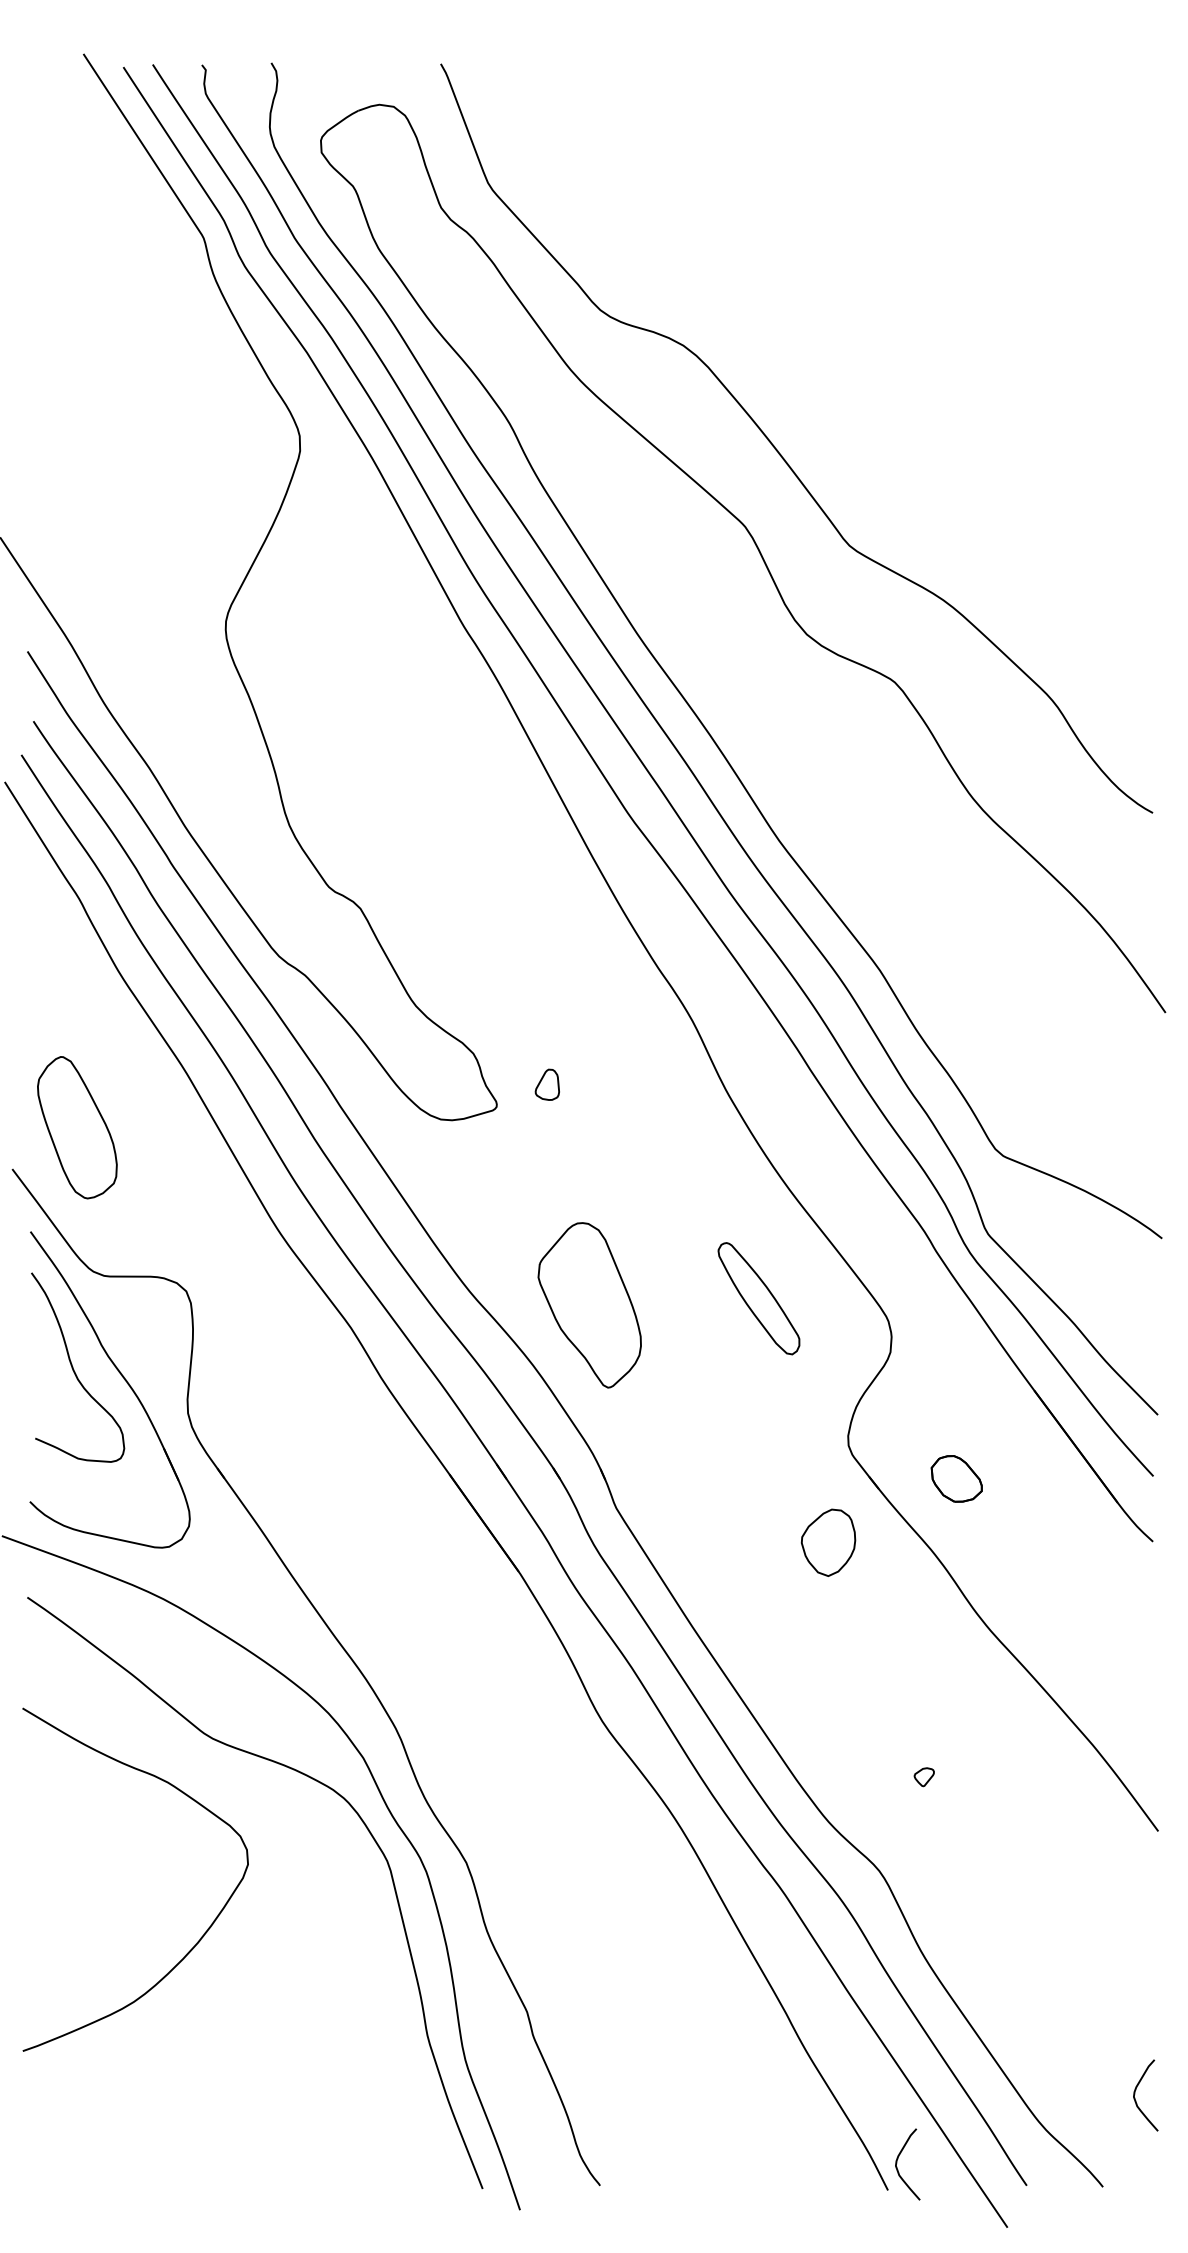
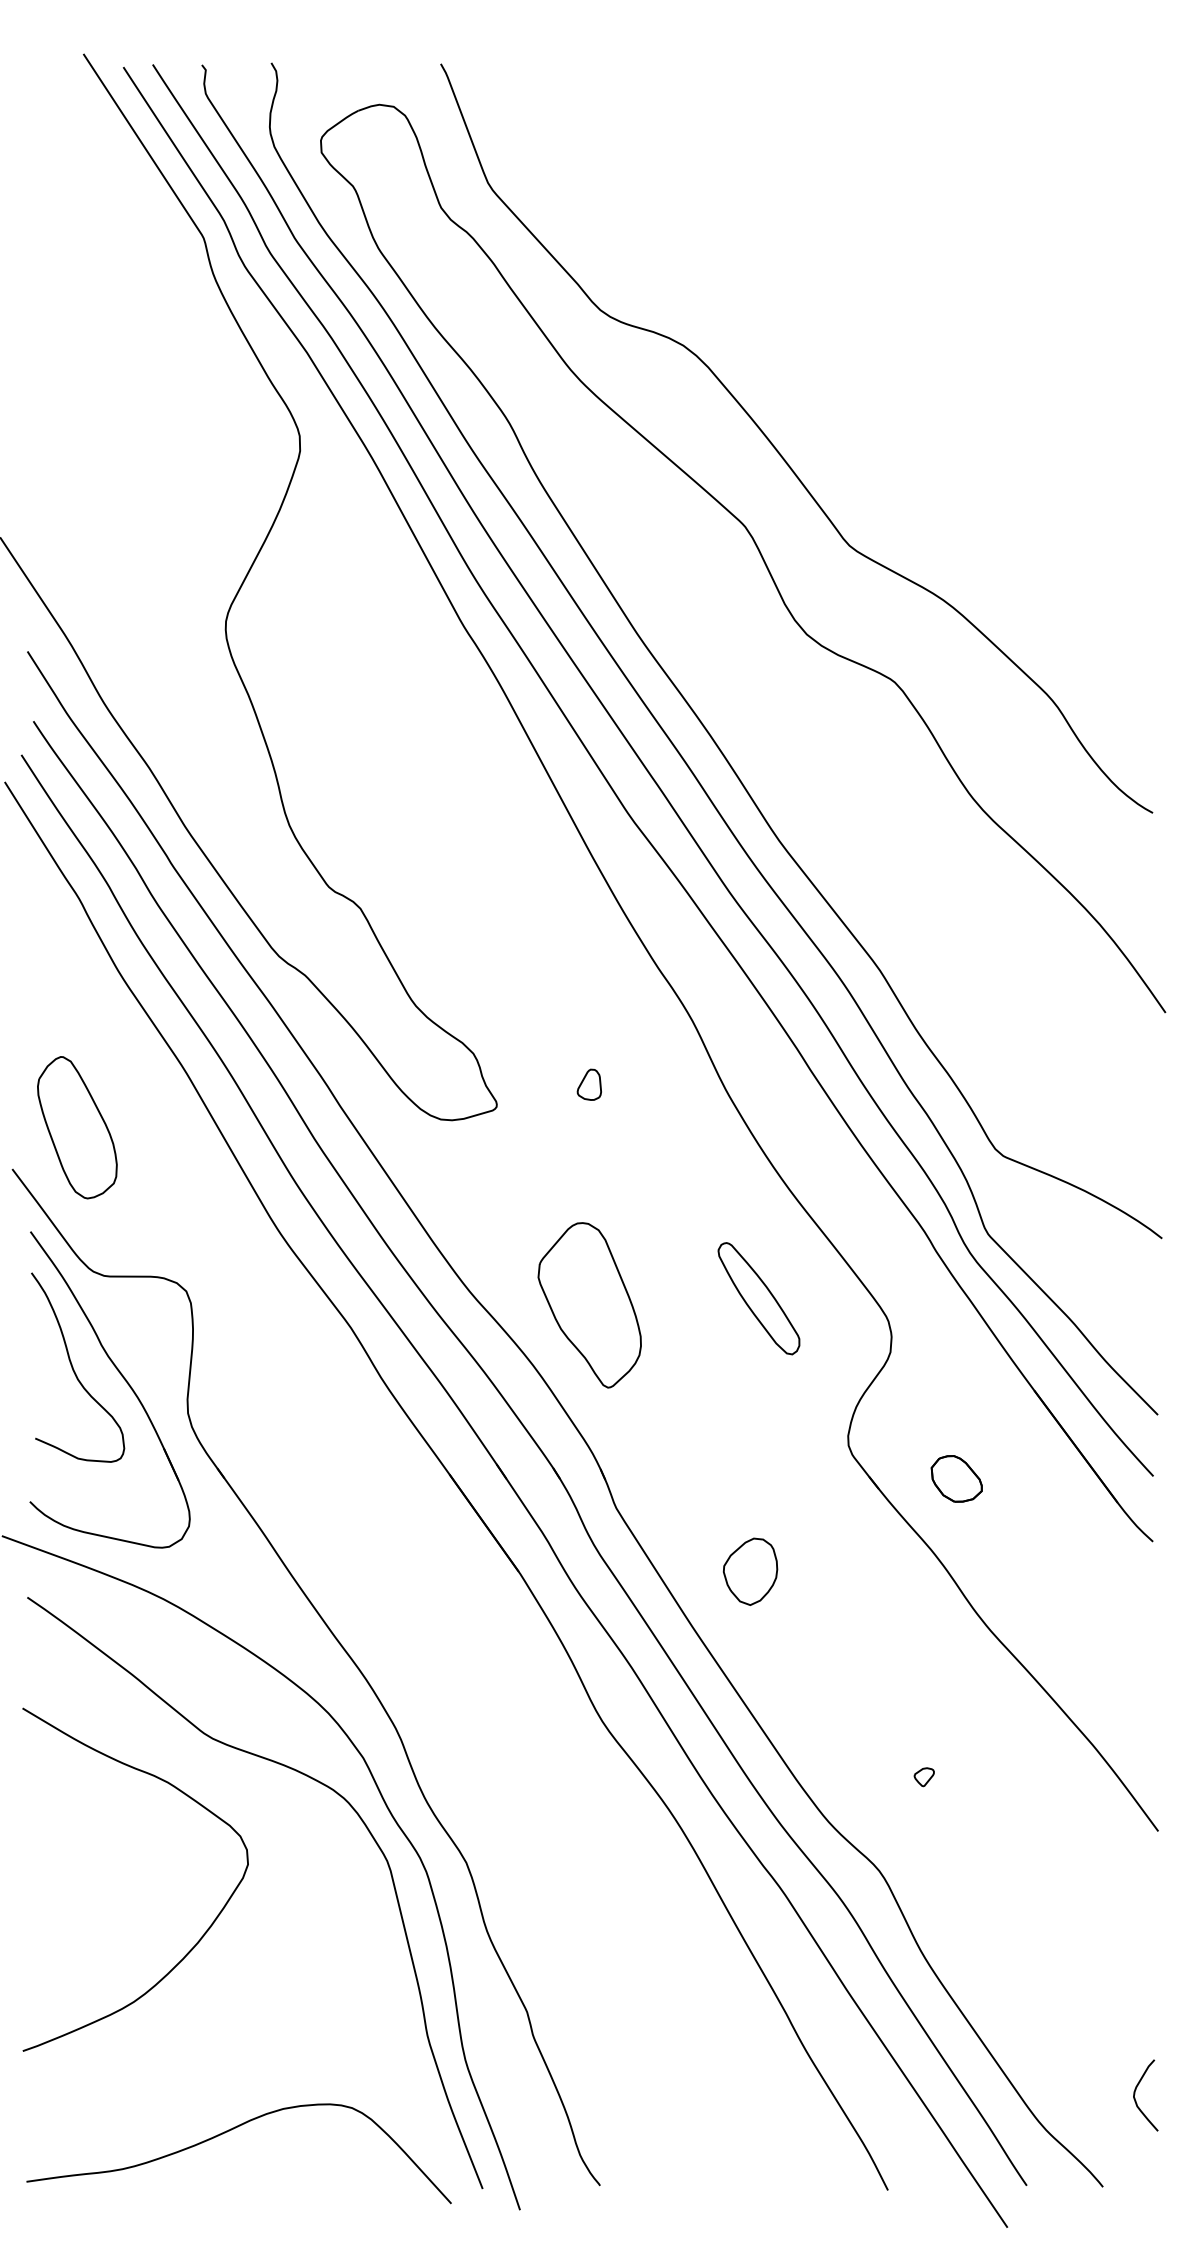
part position: (546, 1084) -> (588, 1084) (588, 1084)
part position: (828, 1542) -> (750, 1571) (750, 1571)
curve: none -> present (227, 2132)
curve: present -> none (897, 2163)
